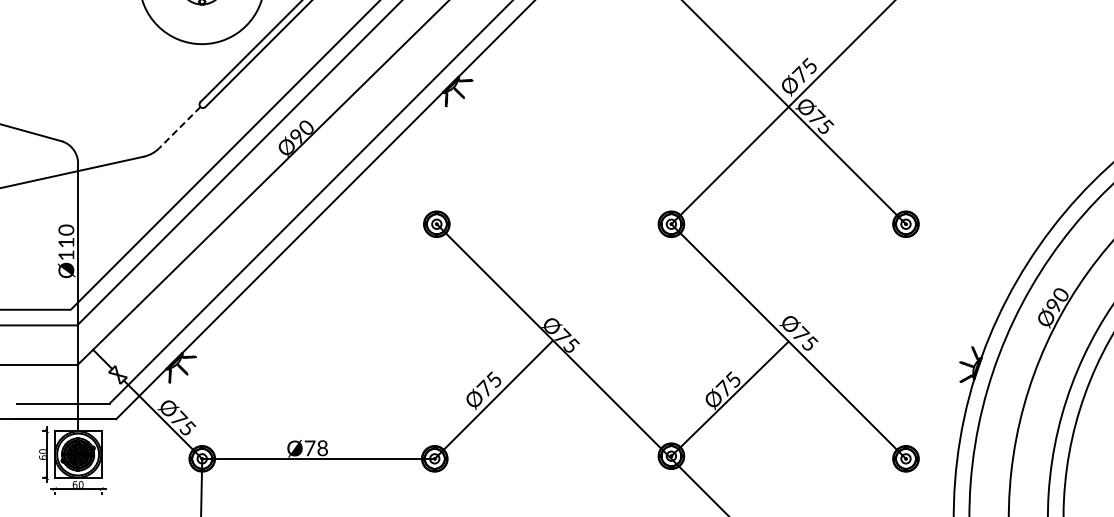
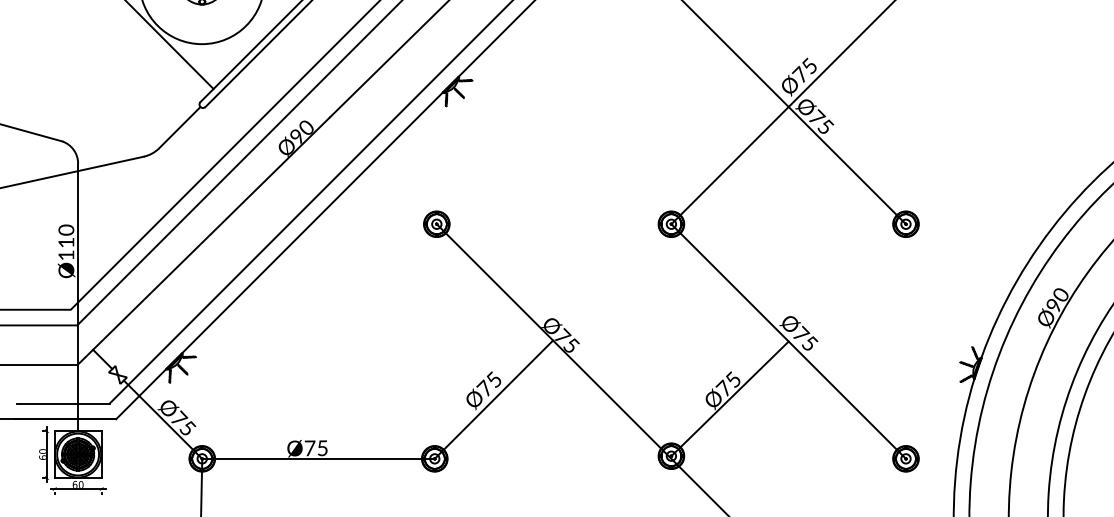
line: none -> present (170, 45)
line: dashed -> solid (179, 128)
text: Ø78 -> Ø75 (322, 448)
